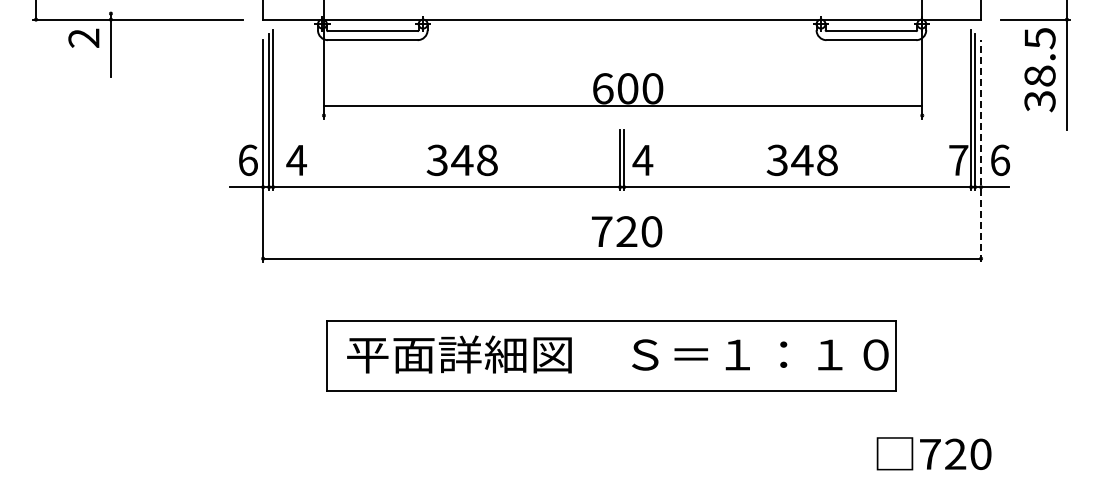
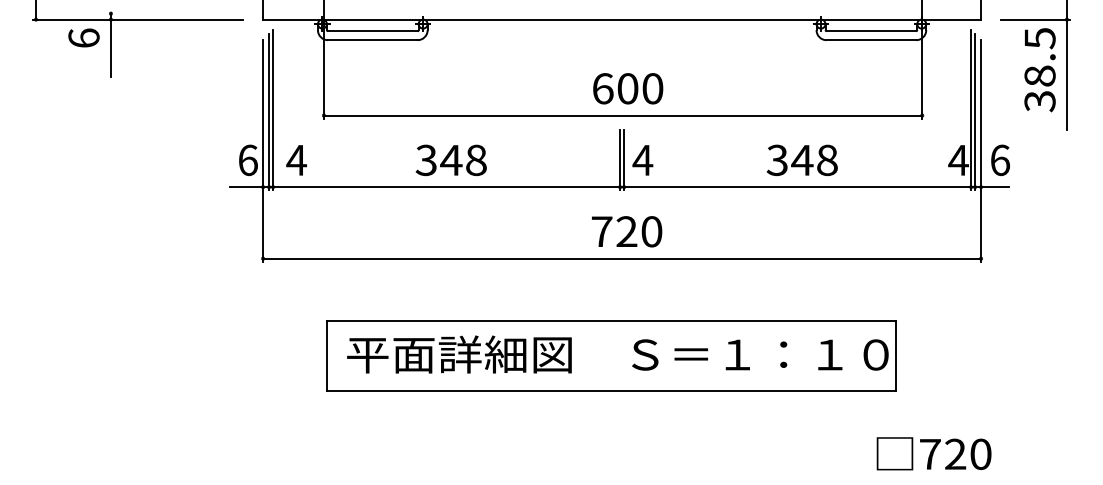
text: 2 -> 6 (83, 37)
line position: (622, 105) -> (622, 115) (622, 115)
line: dashed -> solid (981, 150)
text position: (461, 160) -> (450, 160) (450, 160)
text: 7 -> 4 (958, 160)
